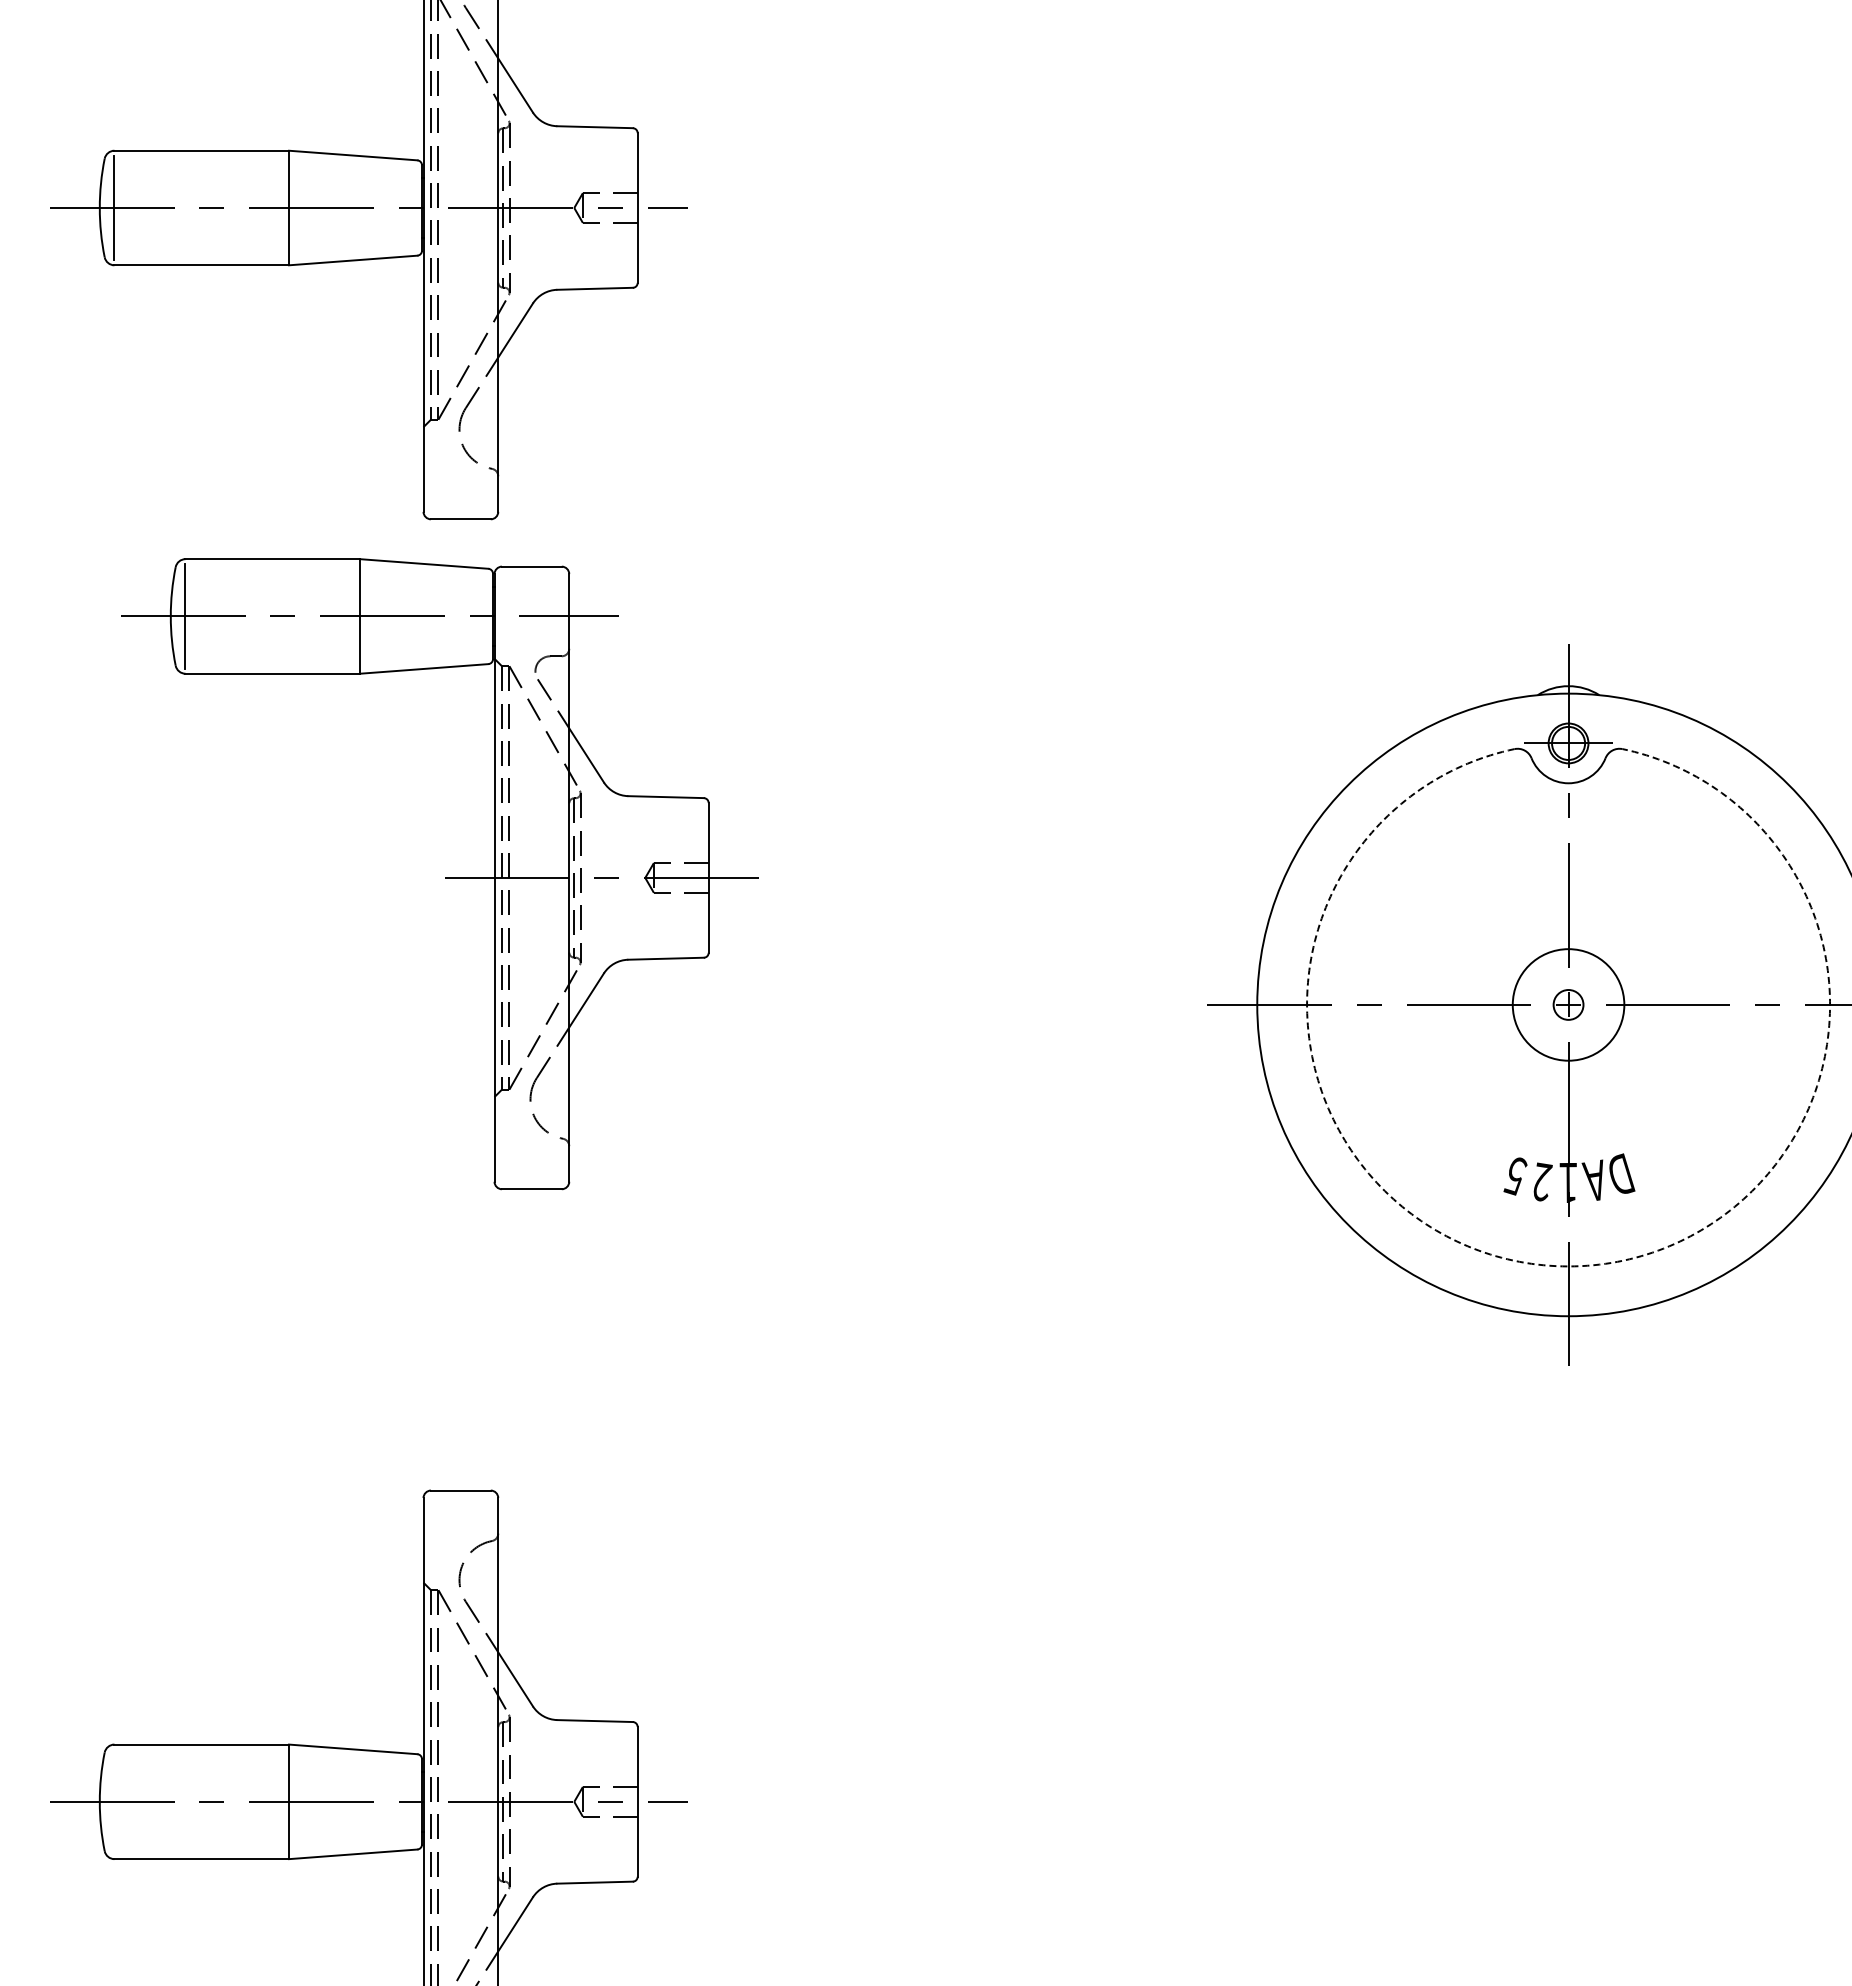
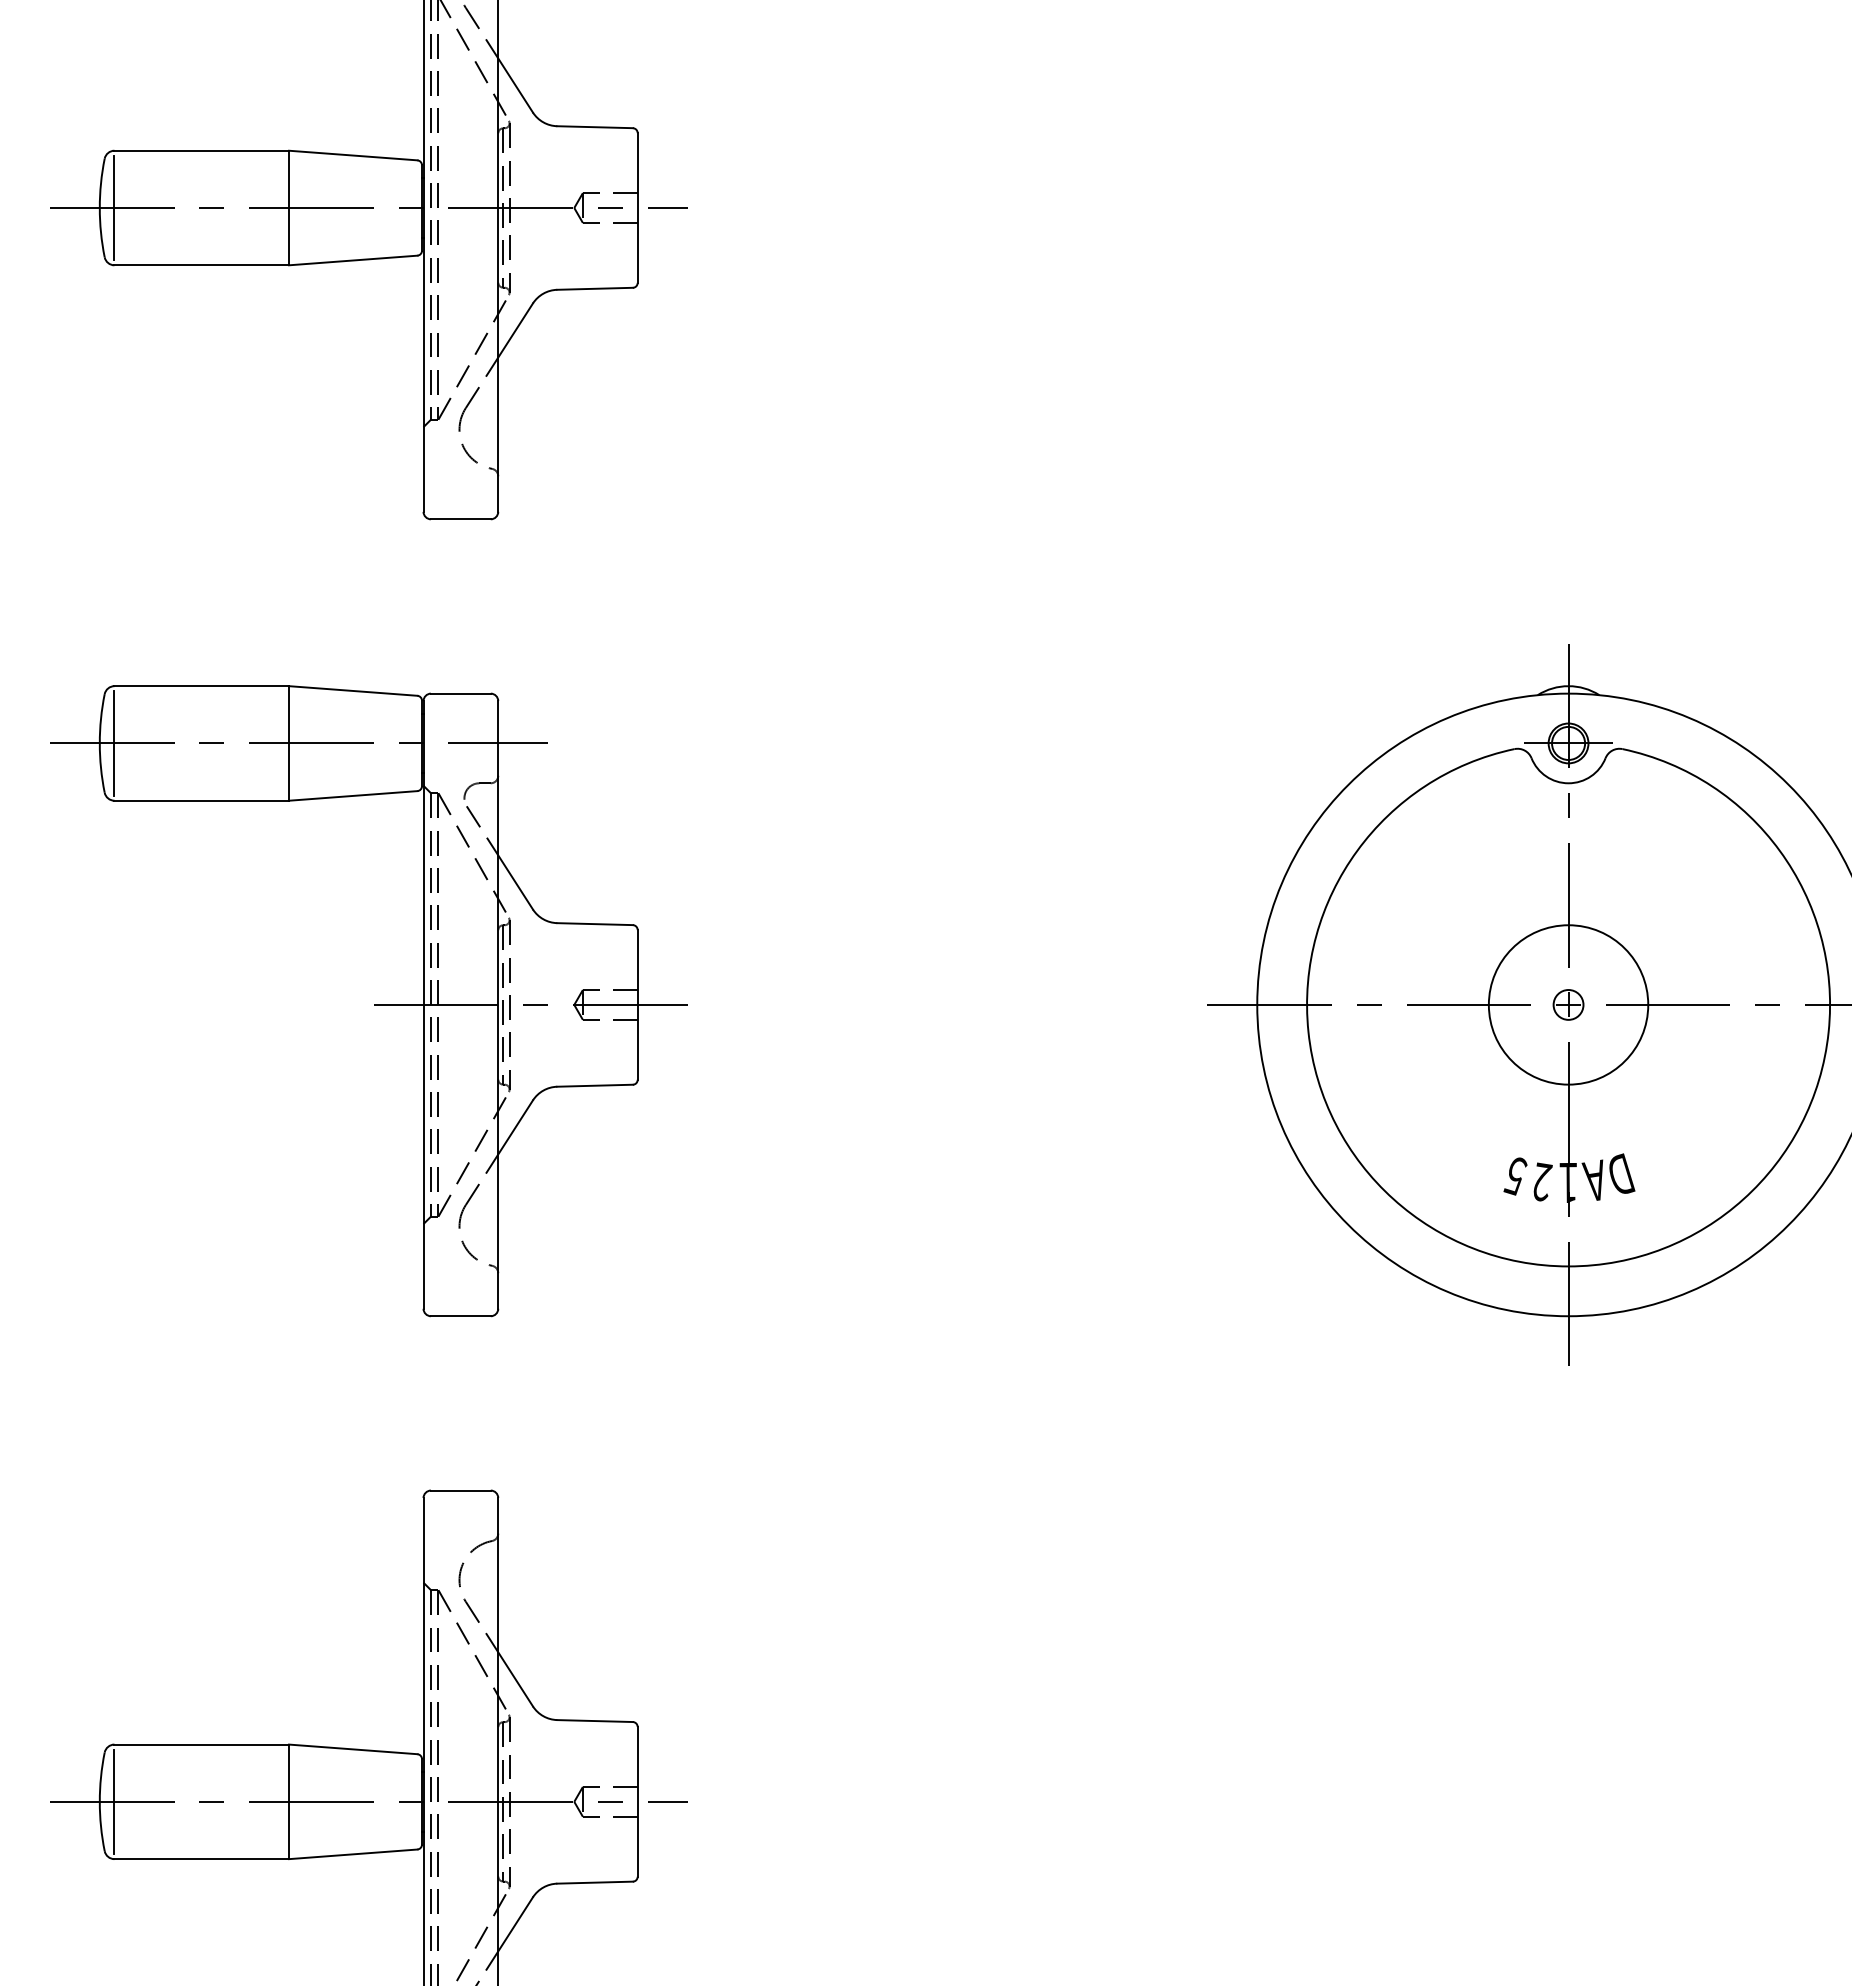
part position: (445, 877) -> (374, 1004) (374, 1004)
circle diameter: 112 px -> 159 px (1568, 1004)
arc: dashed -> solid (1568, 1266)
line: none -> present (114, 1801)
